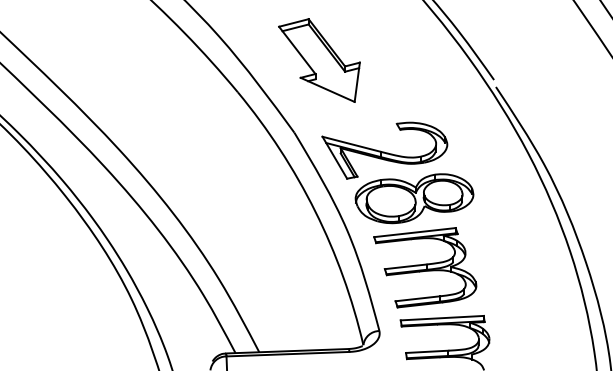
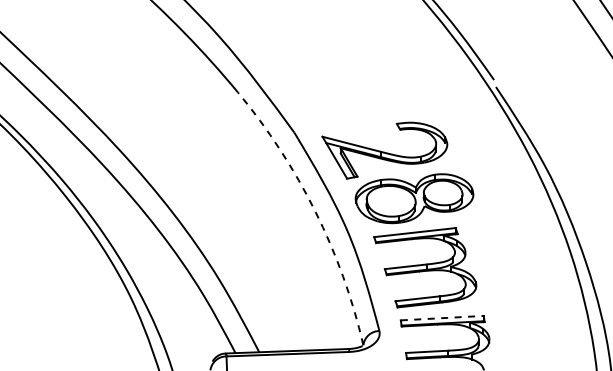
part: present -> none (319, 60)
arc: solid -> dashed (315, 211)
line: solid -> dashed (442, 318)
